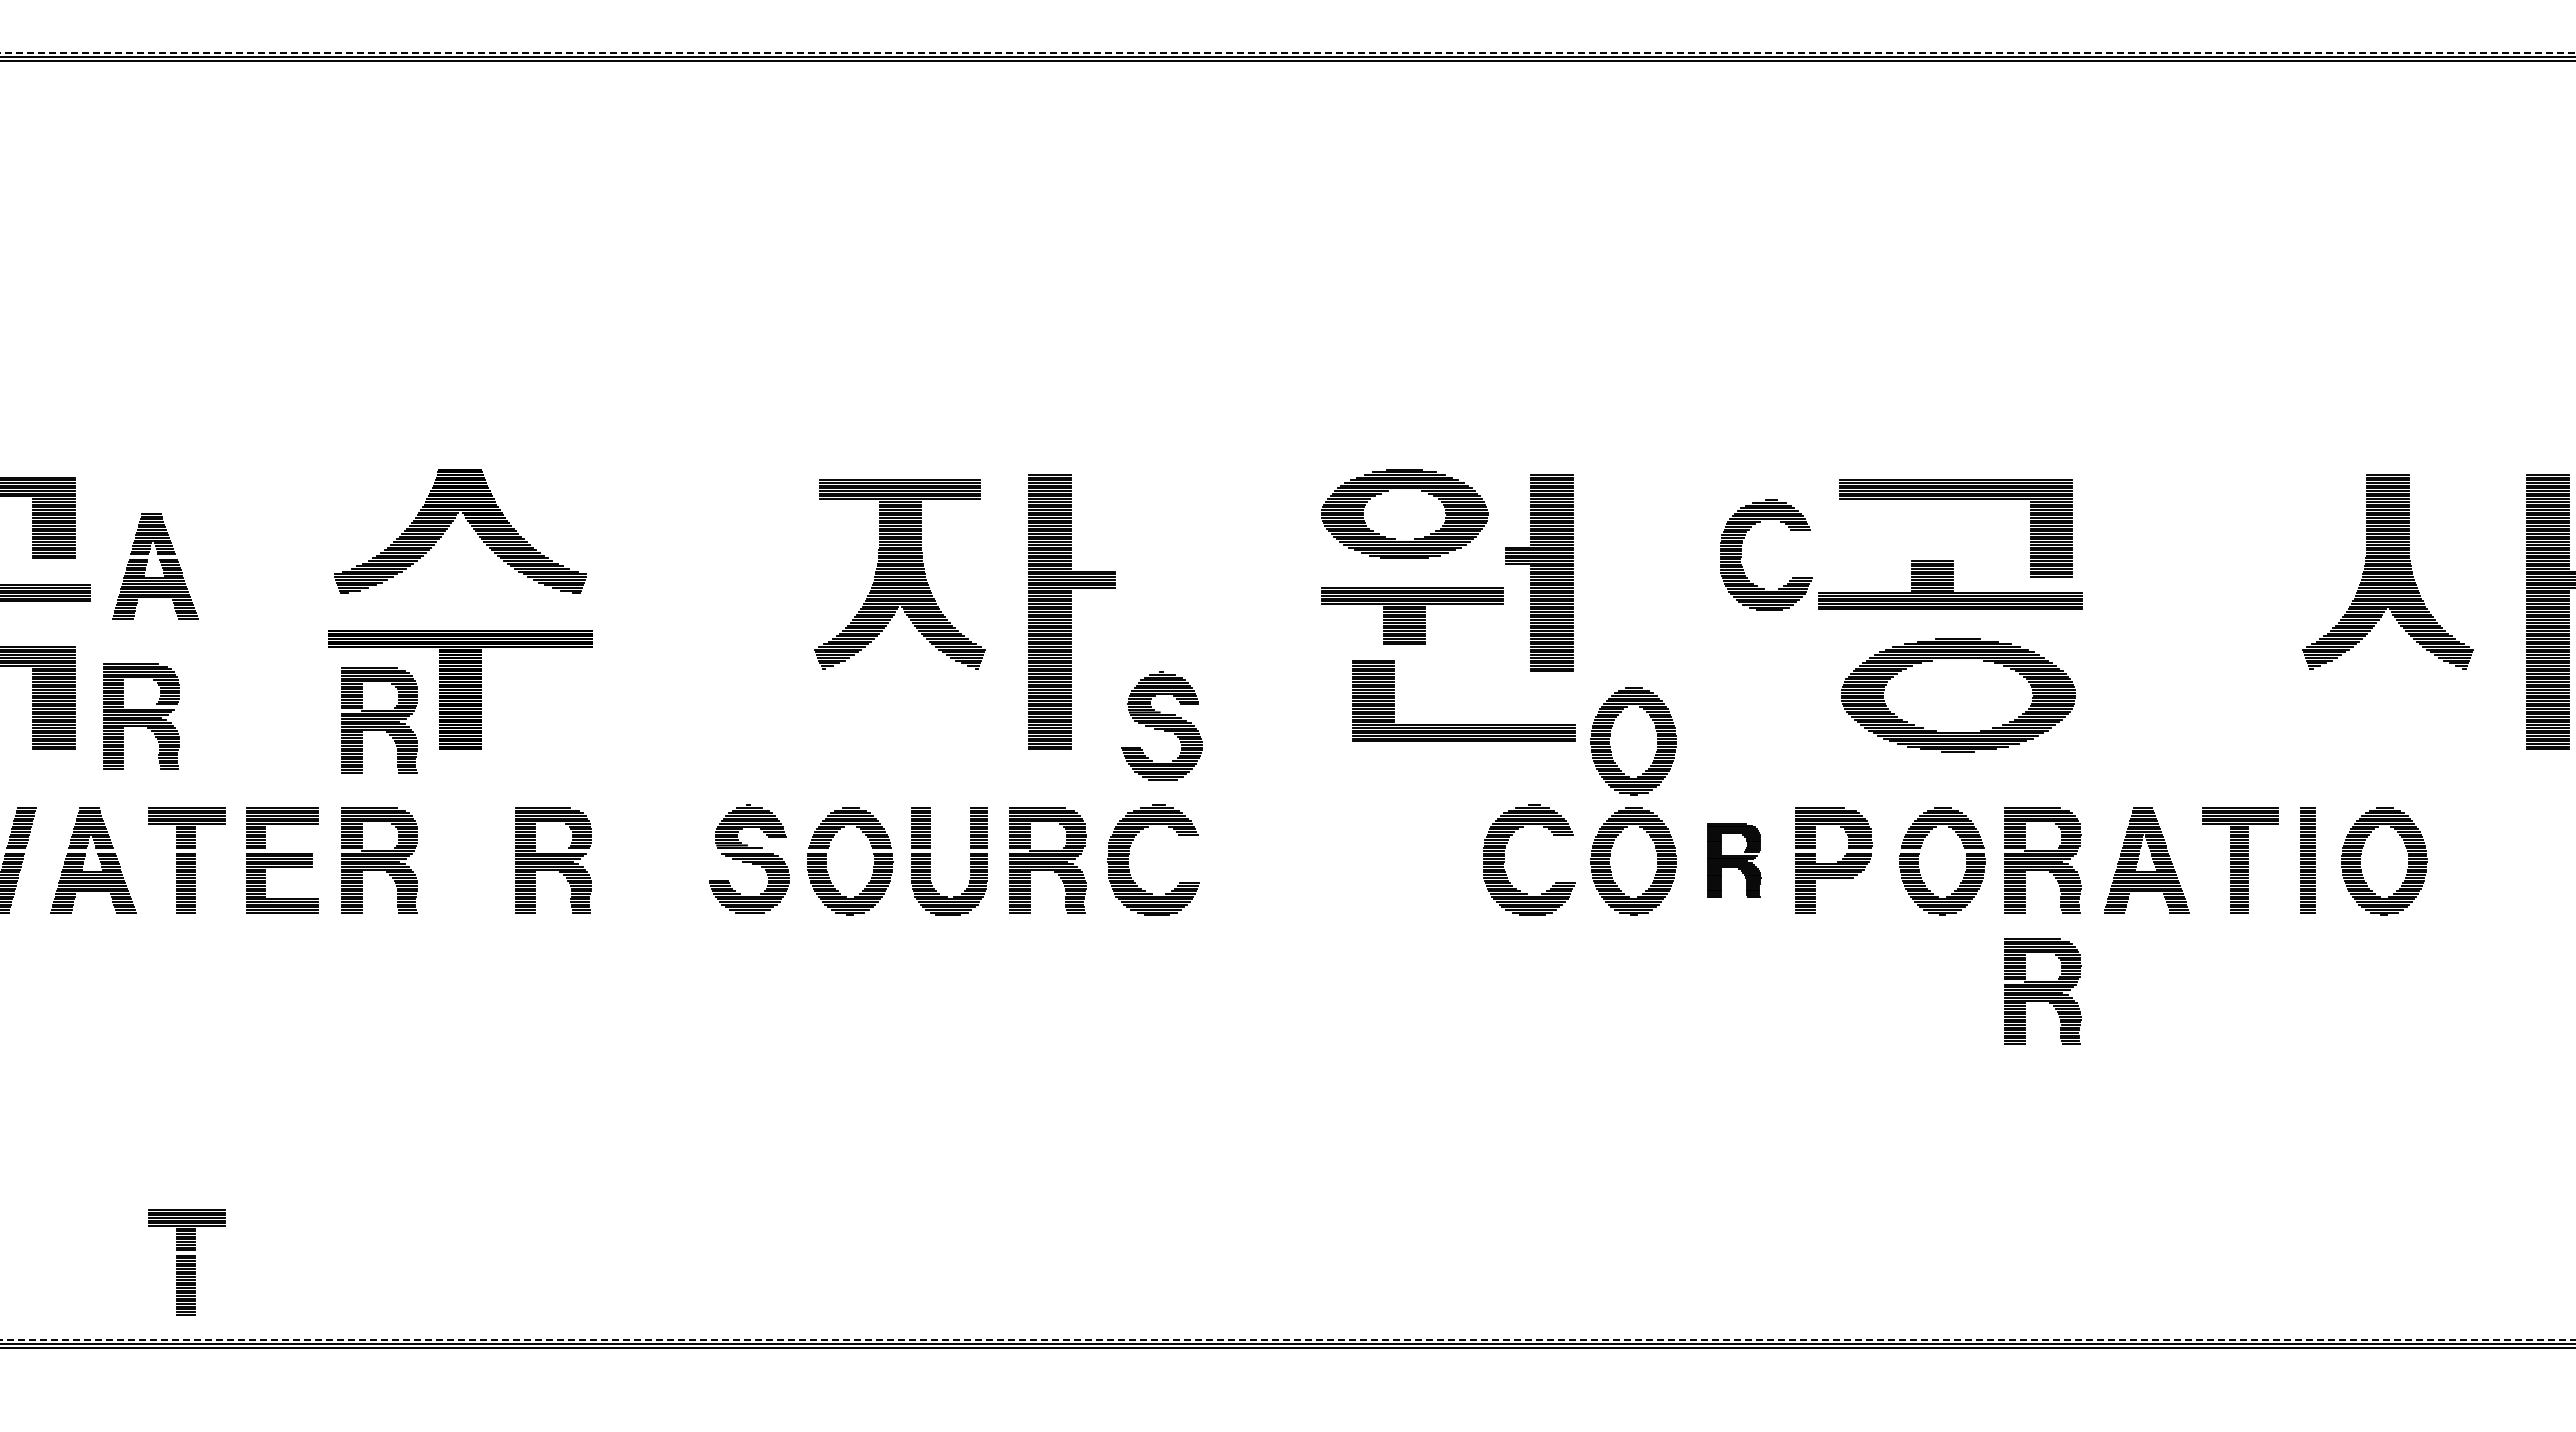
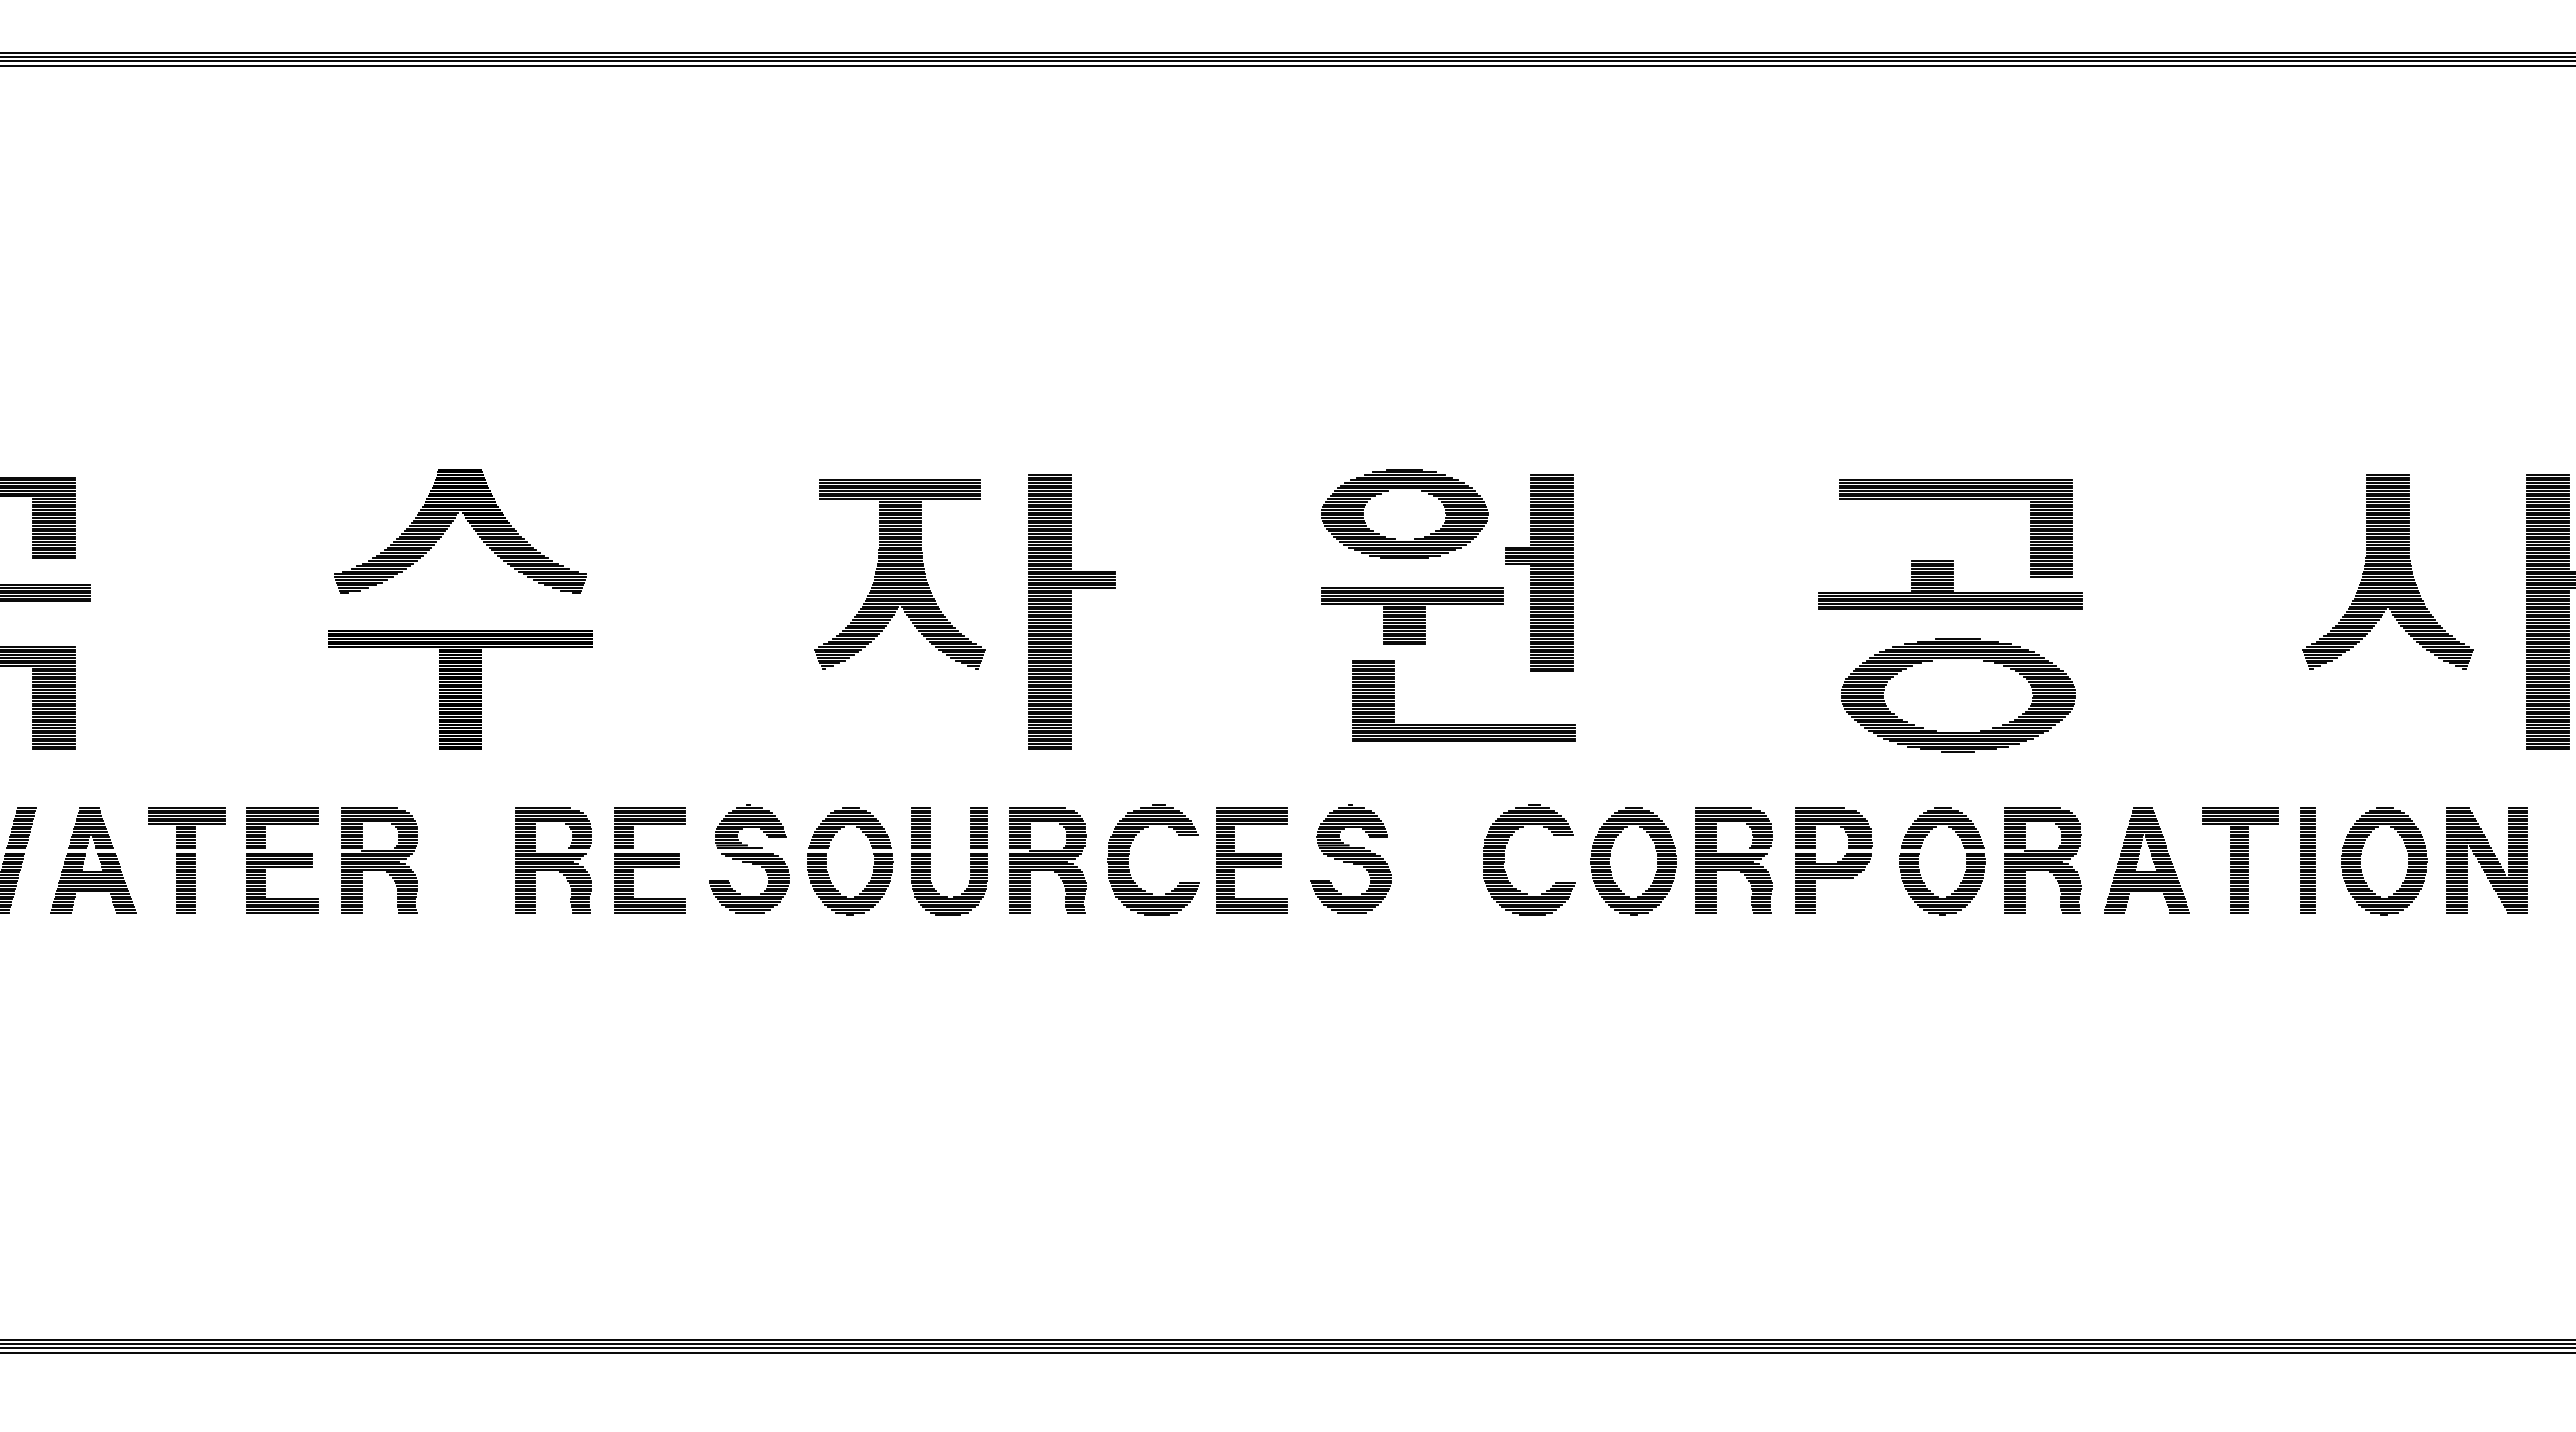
line: dashed -> solid (1287, 52)
line: none -> present (1287, 65)
part: present -> none (1741, 554)
part: present -> none (161, 565)
part: present -> none (141, 716)
part: present -> none (379, 720)
part position: (1161, 725) -> (1350, 858) (1350, 858)
part: present -> none (1610, 736)
part: none -> present (649, 860)
part: none -> present (1251, 860)
part size: 55x75 px -> 78x107 px (1733, 860)
part: none -> present (2486, 860)
part: present -> none (2042, 991)
part: present -> none (186, 1262)
line: dashed -> solid (1287, 1339)
line: none -> present (1287, 1352)
